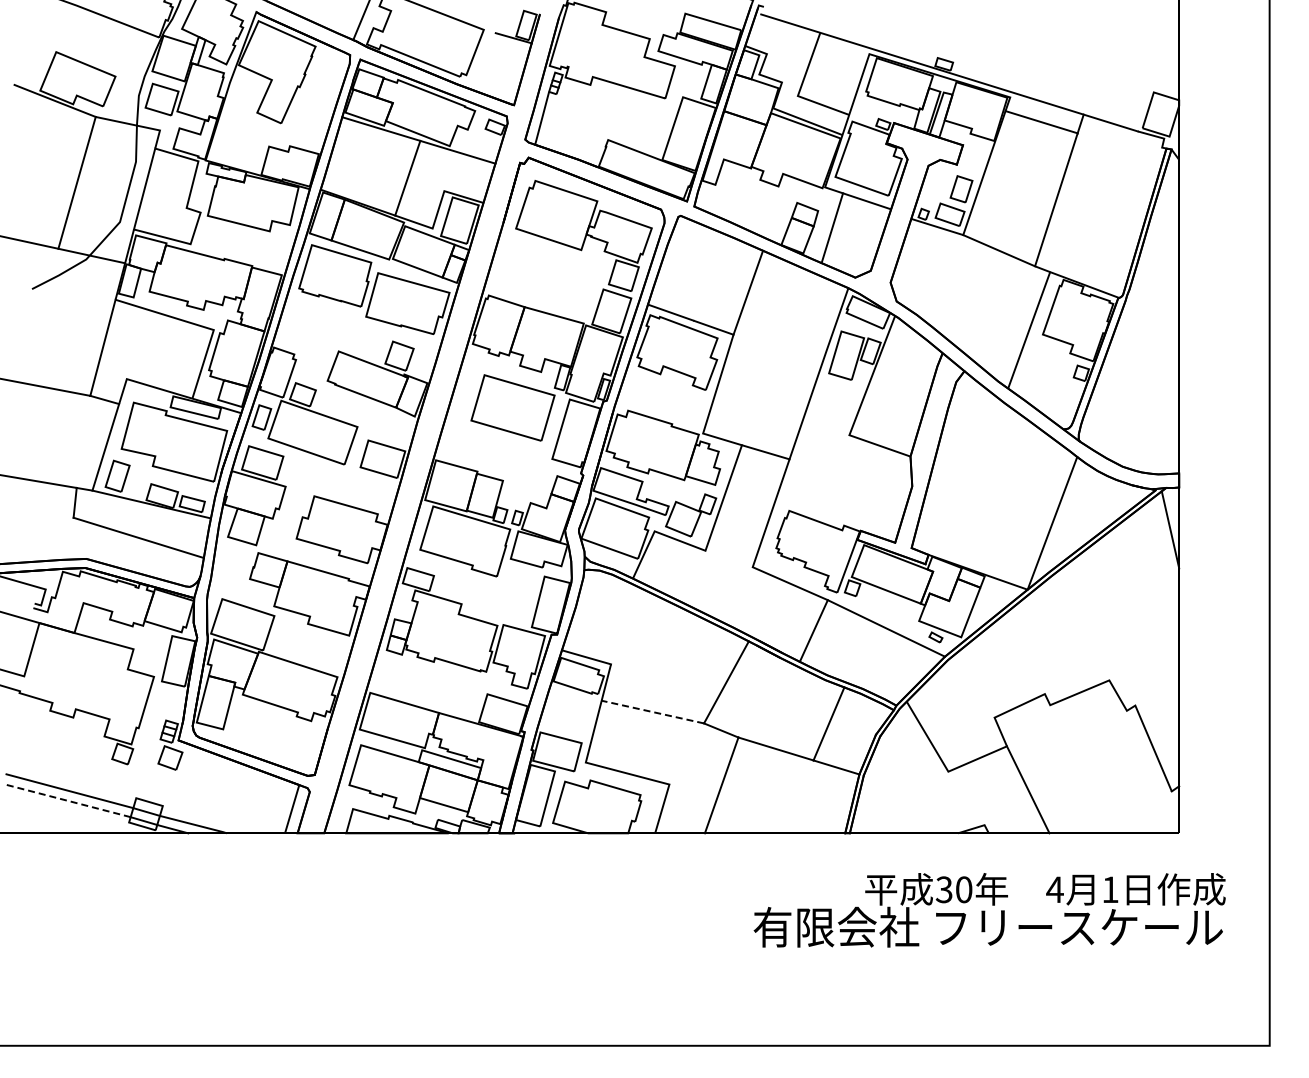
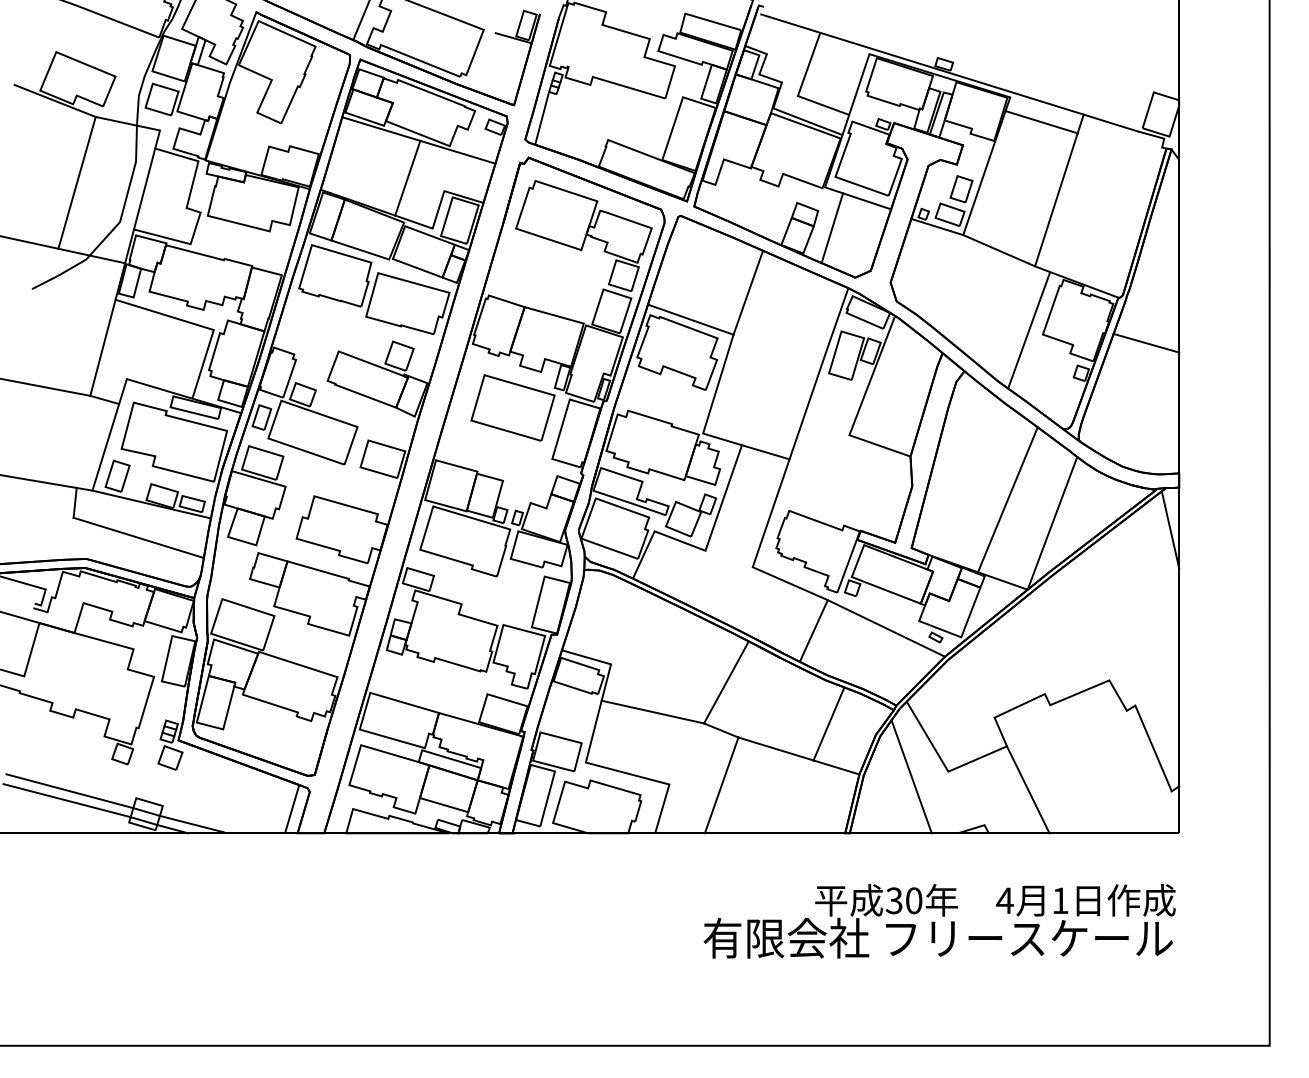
line: none -> present (1146, 342)
line: none -> present (1007, 499)
line: dashed -> solid (652, 711)
line: none -> present (911, 776)
line: dashed -> solid (67, 800)
text position: (989, 910) -> (939, 921) (939, 921)
